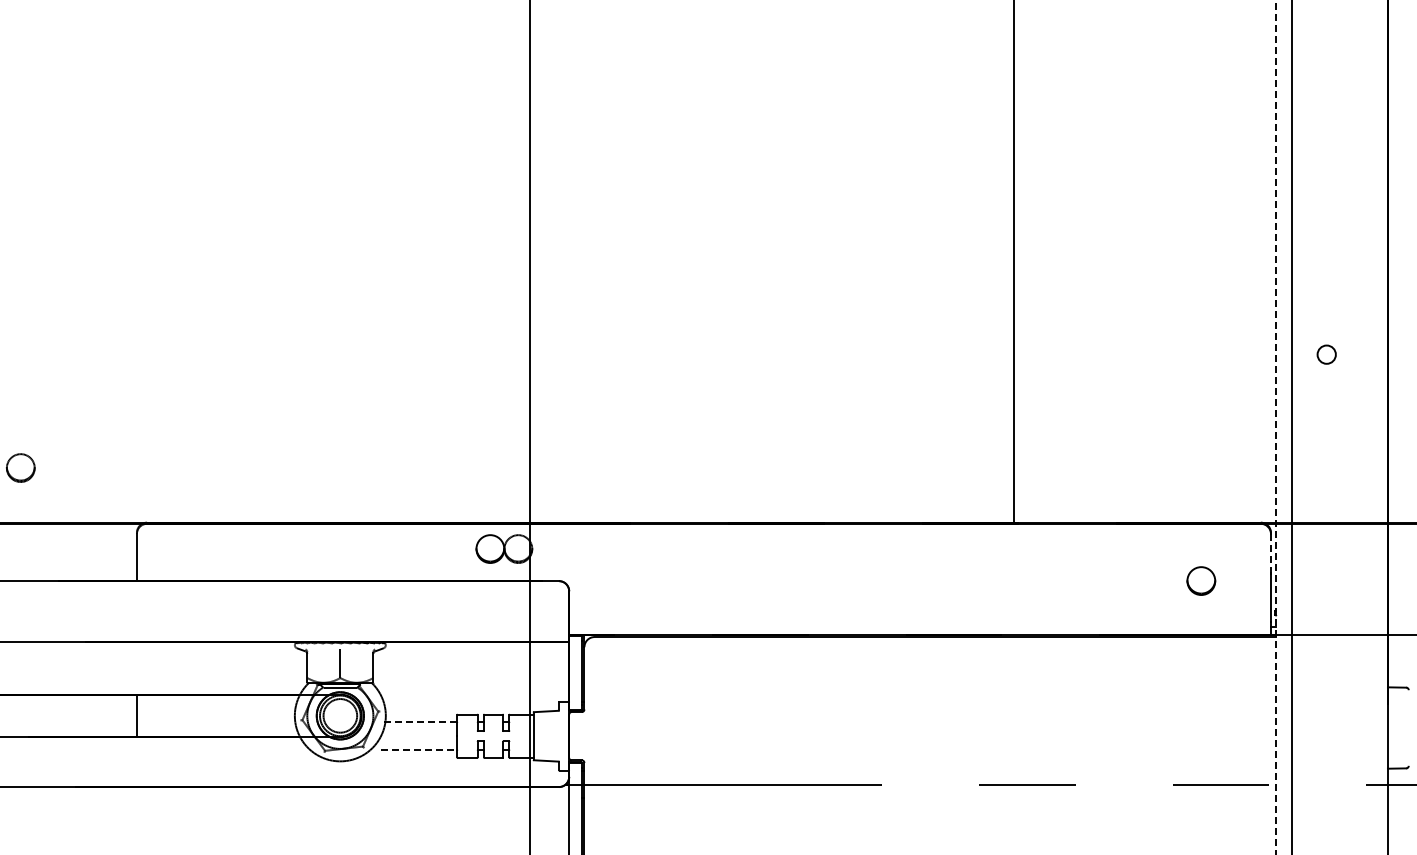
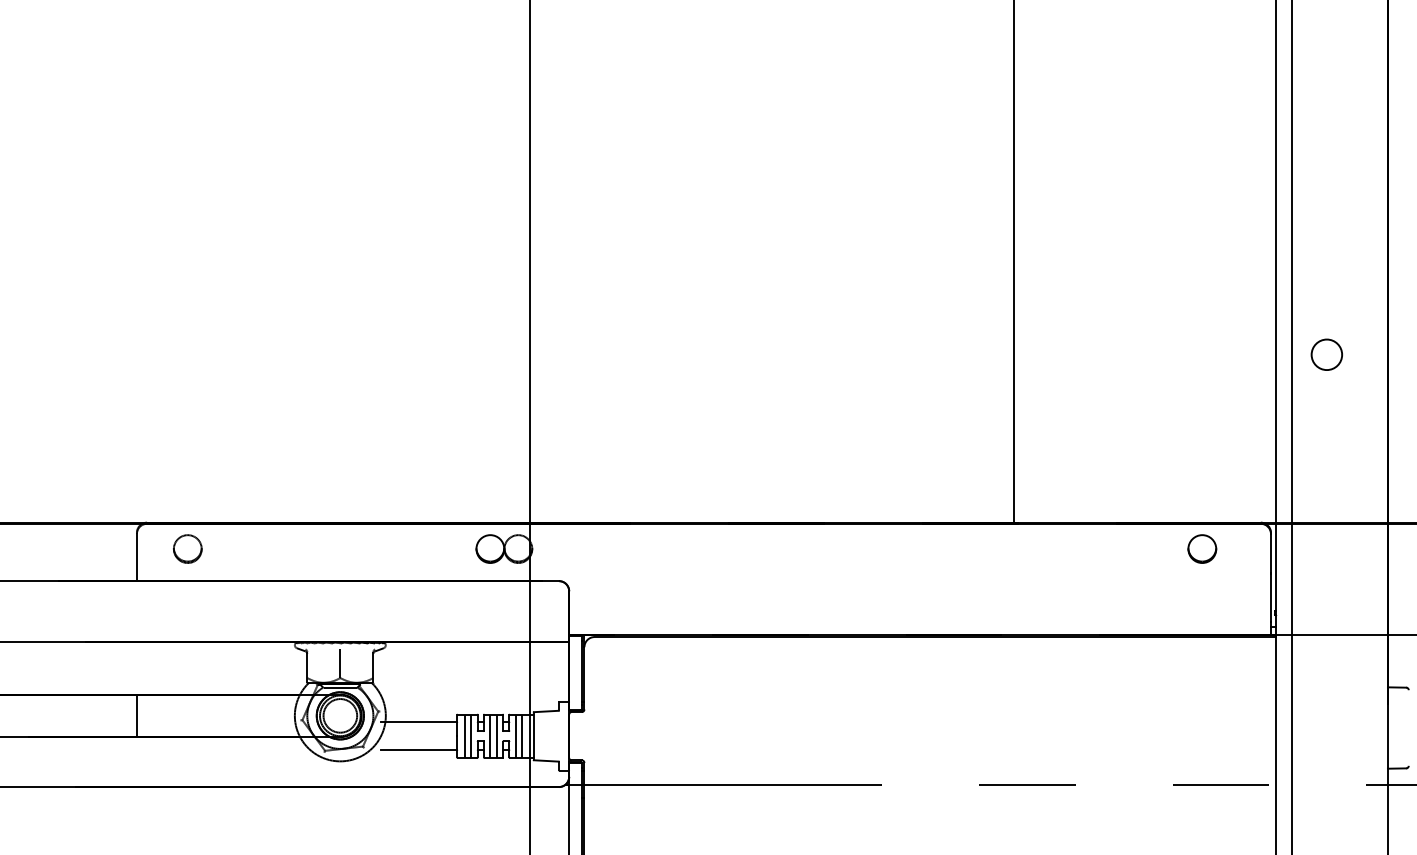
circle size: 21x21 px -> 33x33 px (1326, 354)
line: dashed -> solid (1276, 427)
circle position: (20, 467) -> (187, 548) (187, 548)
line: dashed -> solid (1270, 553)
part position: (1201, 580) -> (1202, 548) (1202, 548)
line: dashed -> solid (418, 722)
line: none -> present (464, 735)
line: none -> present (471, 735)
line: none -> present (490, 735)
line: none -> present (496, 735)
line: none -> present (515, 735)
line: none -> present (522, 735)
line: dashed -> solid (418, 750)
